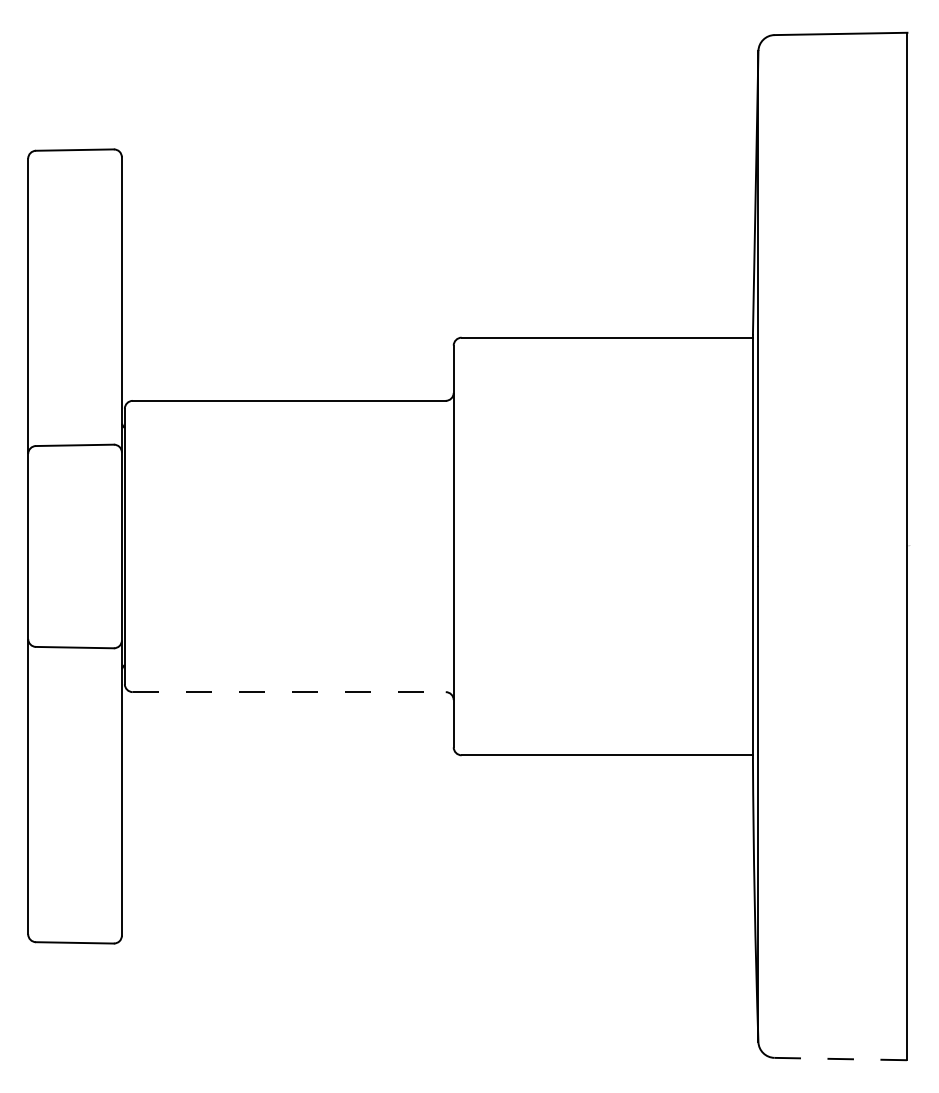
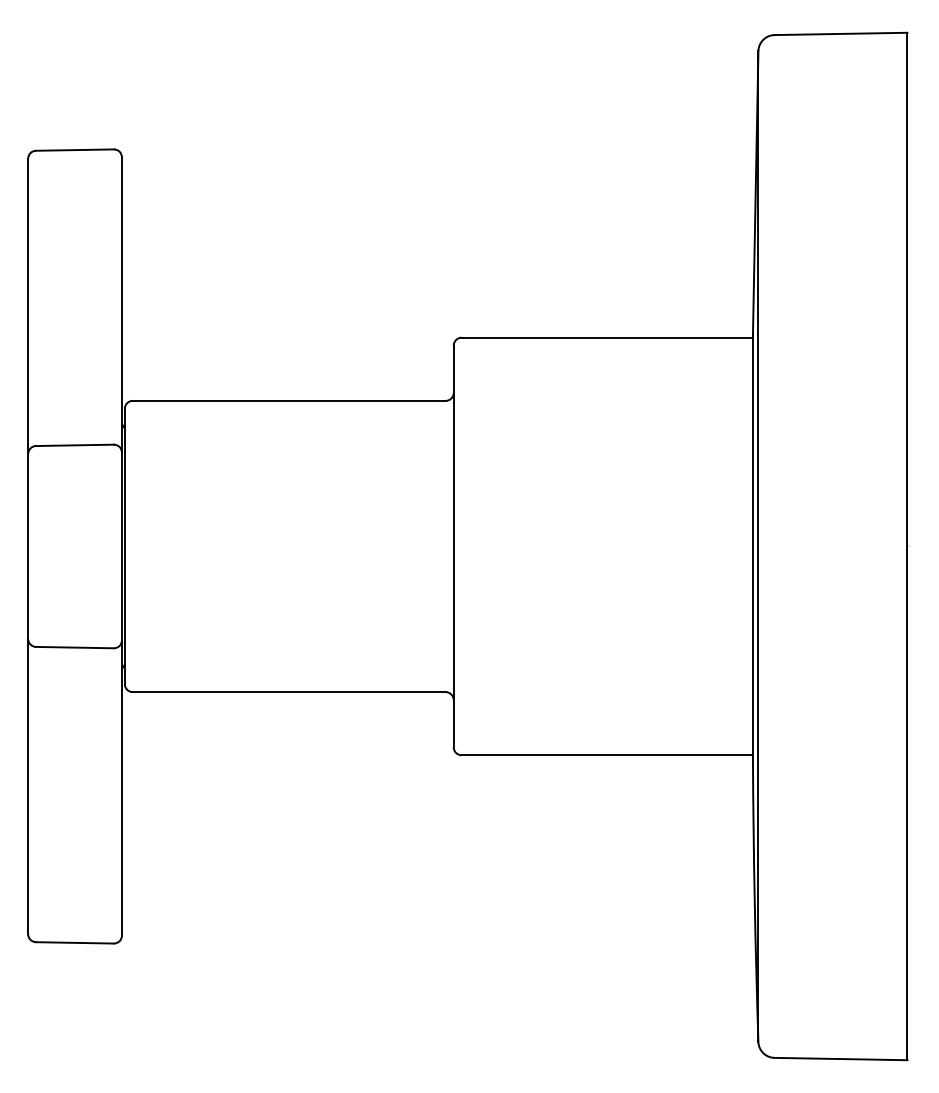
line: dashed -> solid (289, 692)
line: dashed -> solid (841, 1059)
